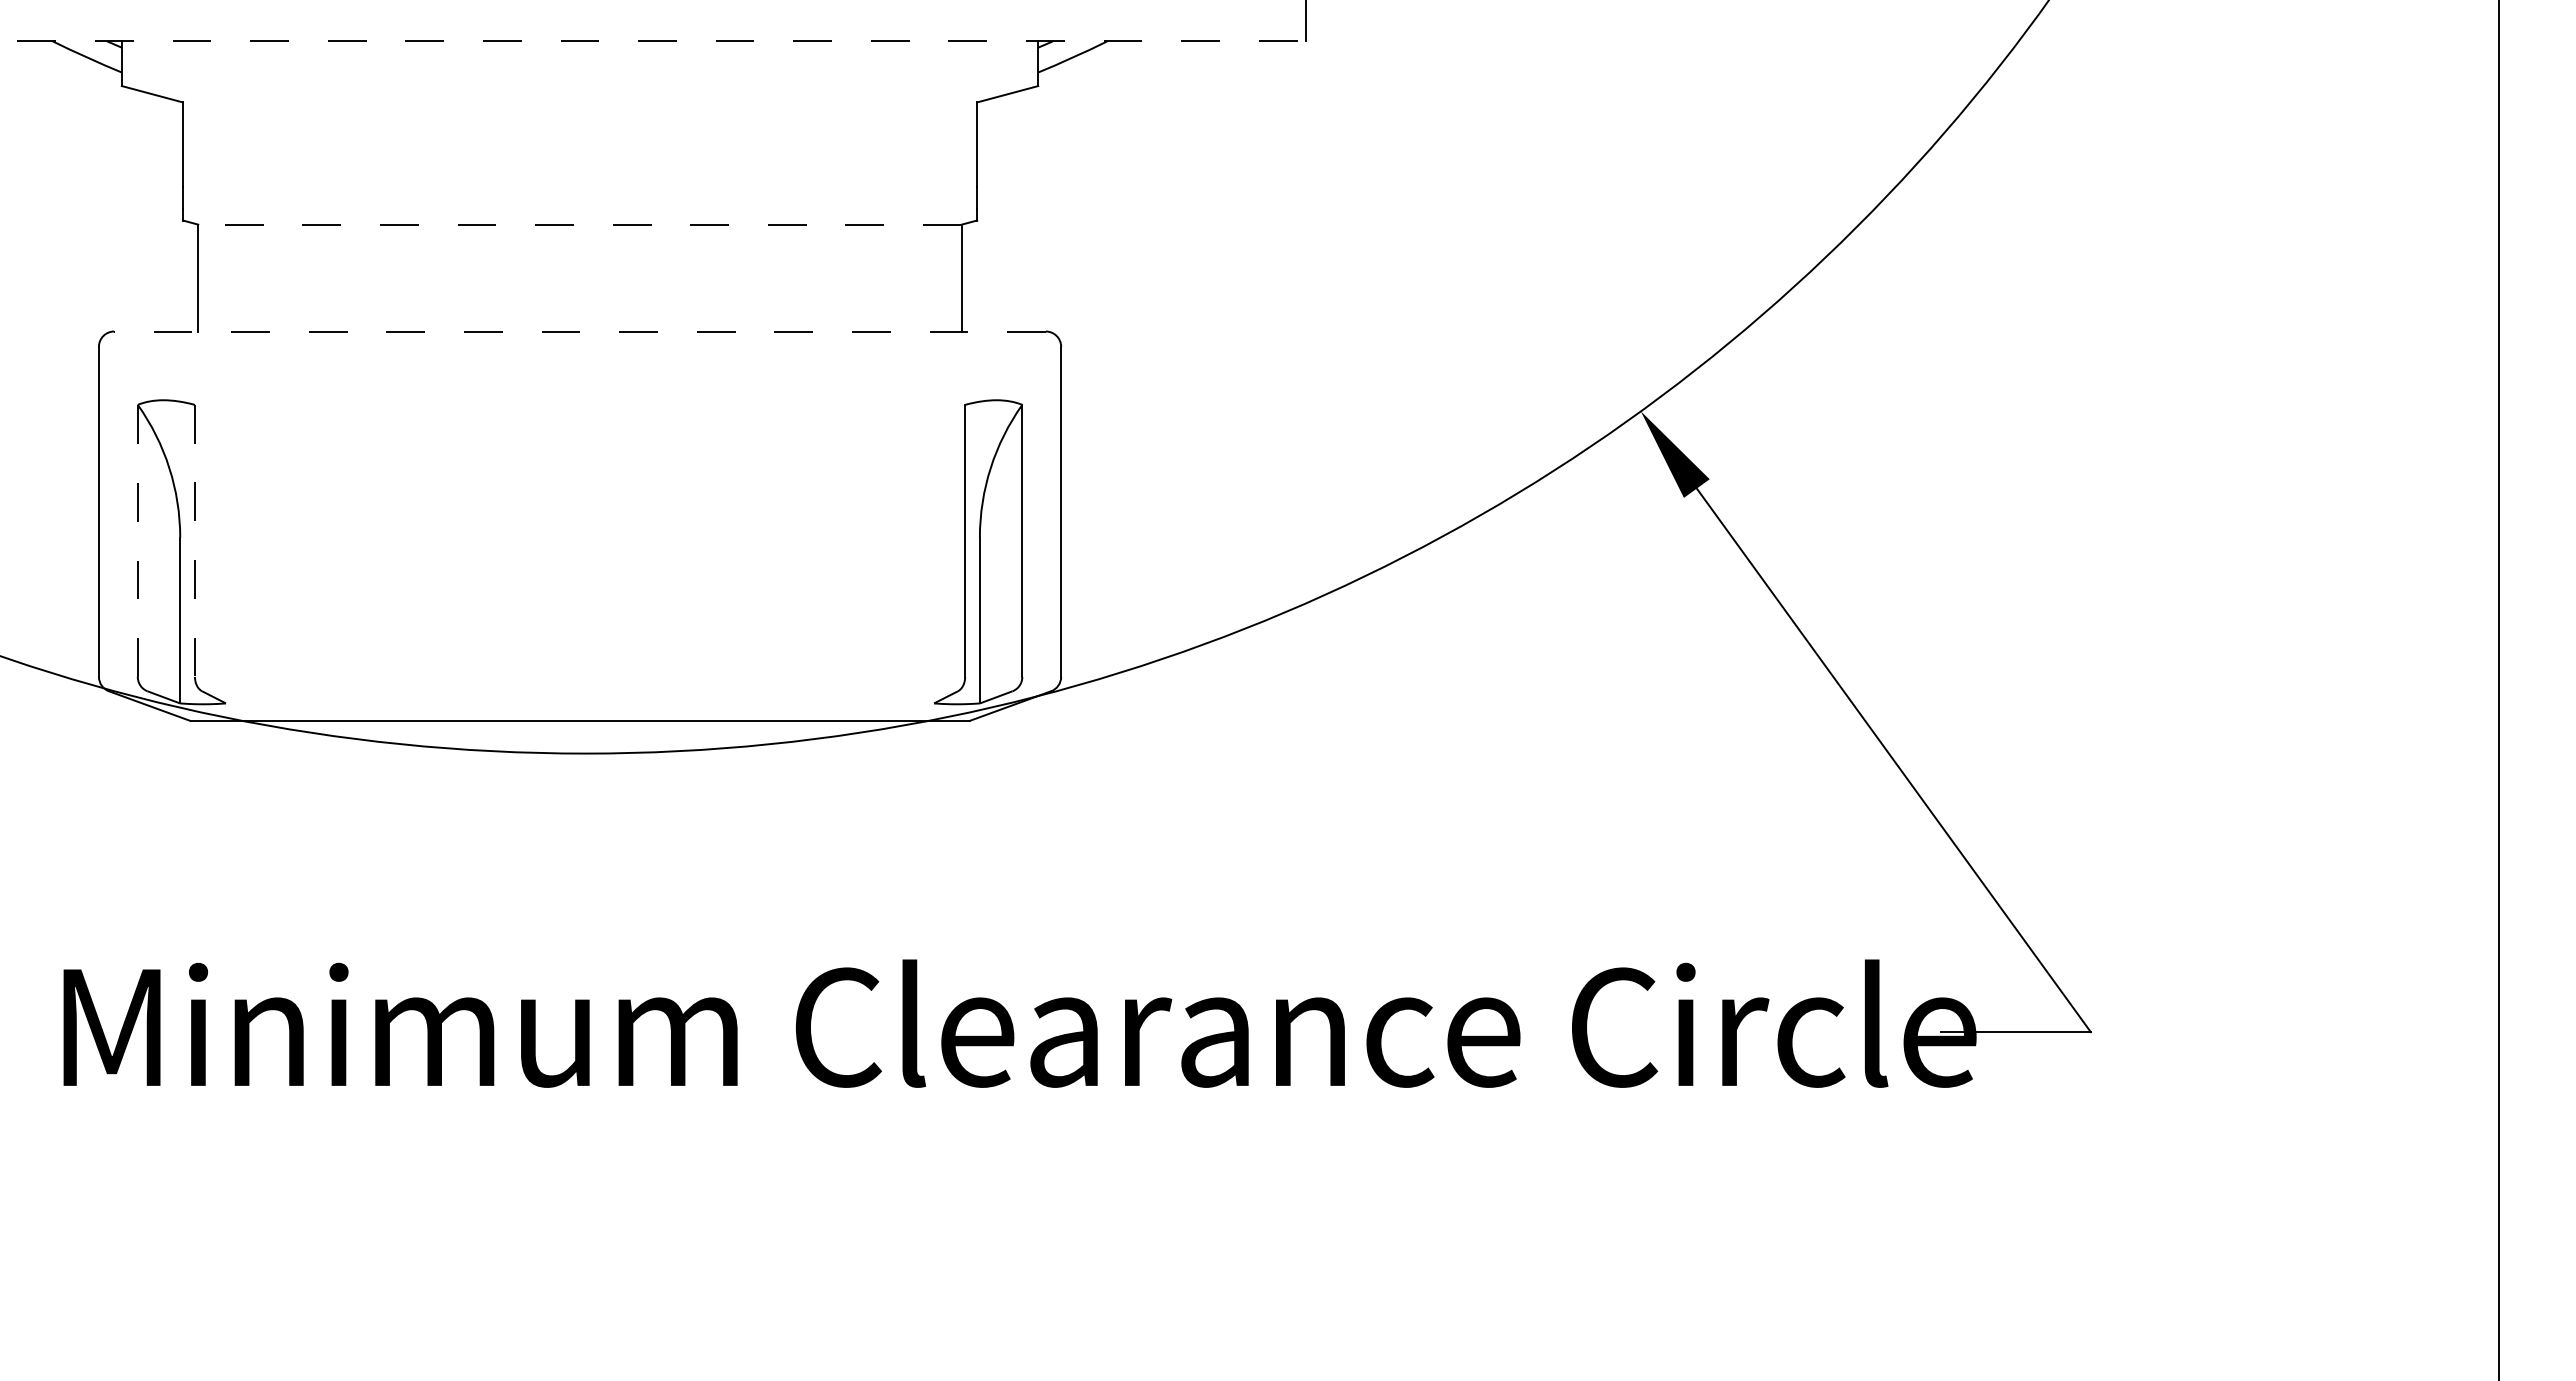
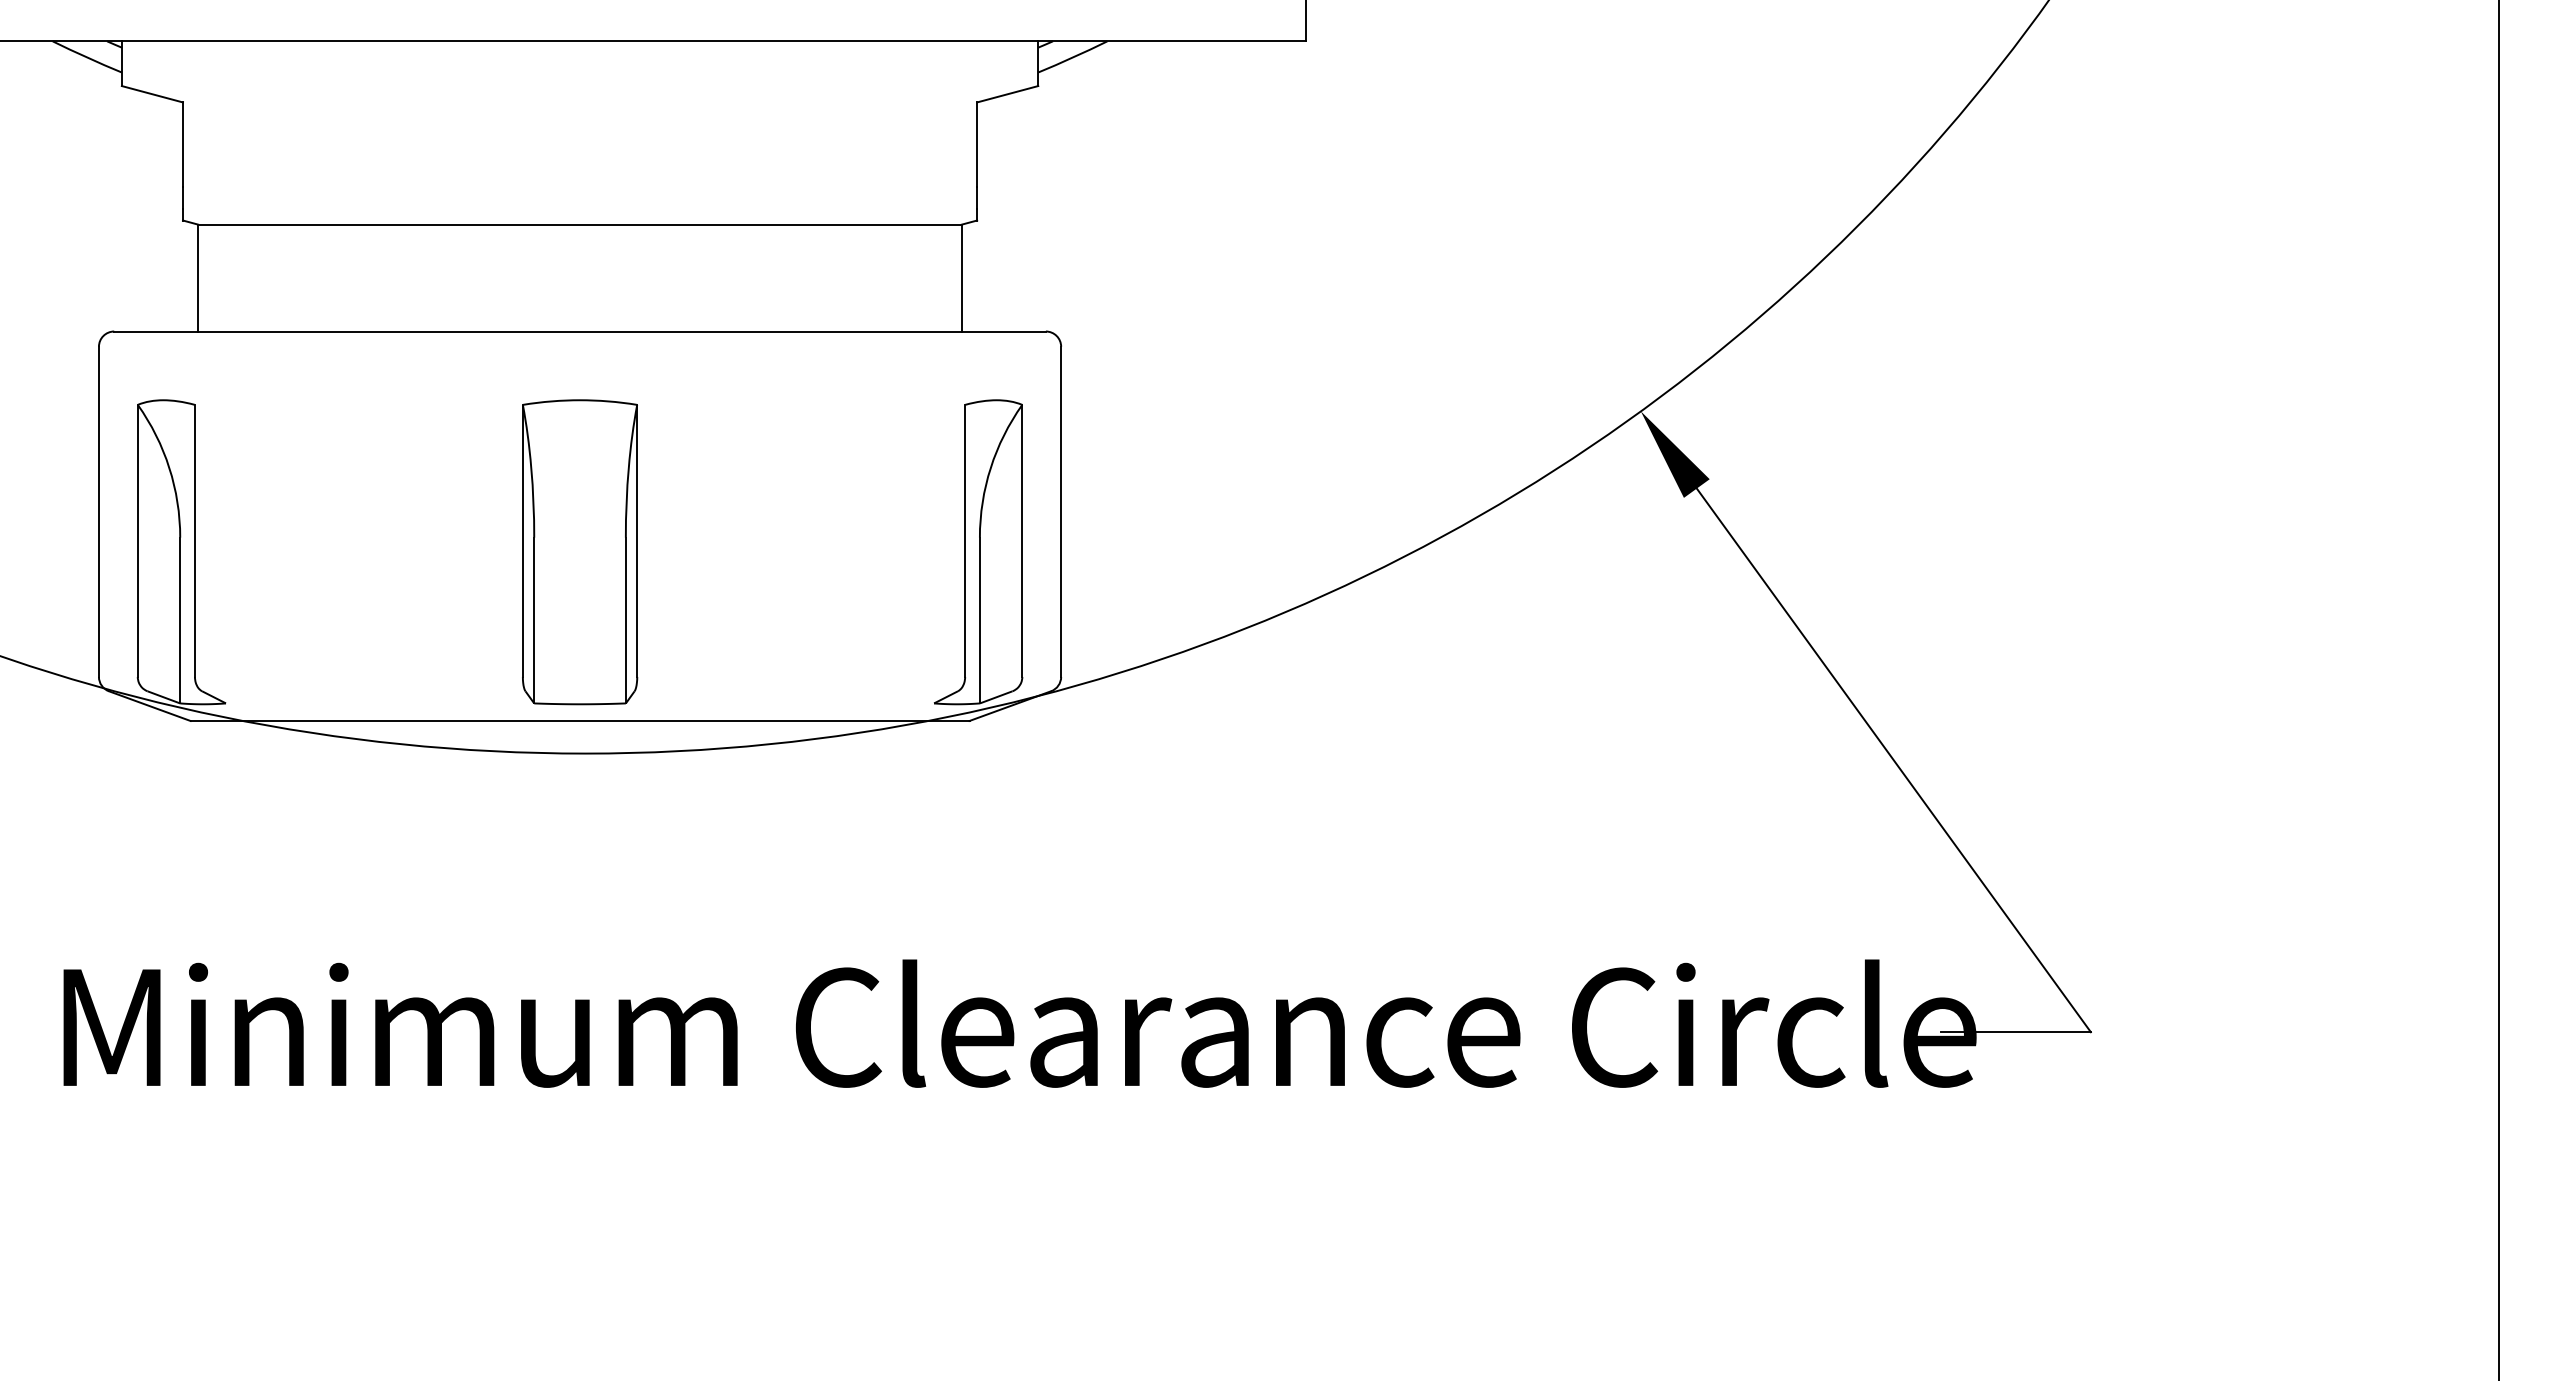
line: dashed -> solid (652, 41)
line: dashed -> solid (580, 224)
line: dashed -> solid (580, 331)
line: dashed -> solid (137, 540)
line: dashed -> solid (194, 541)
part: none -> present (580, 552)
